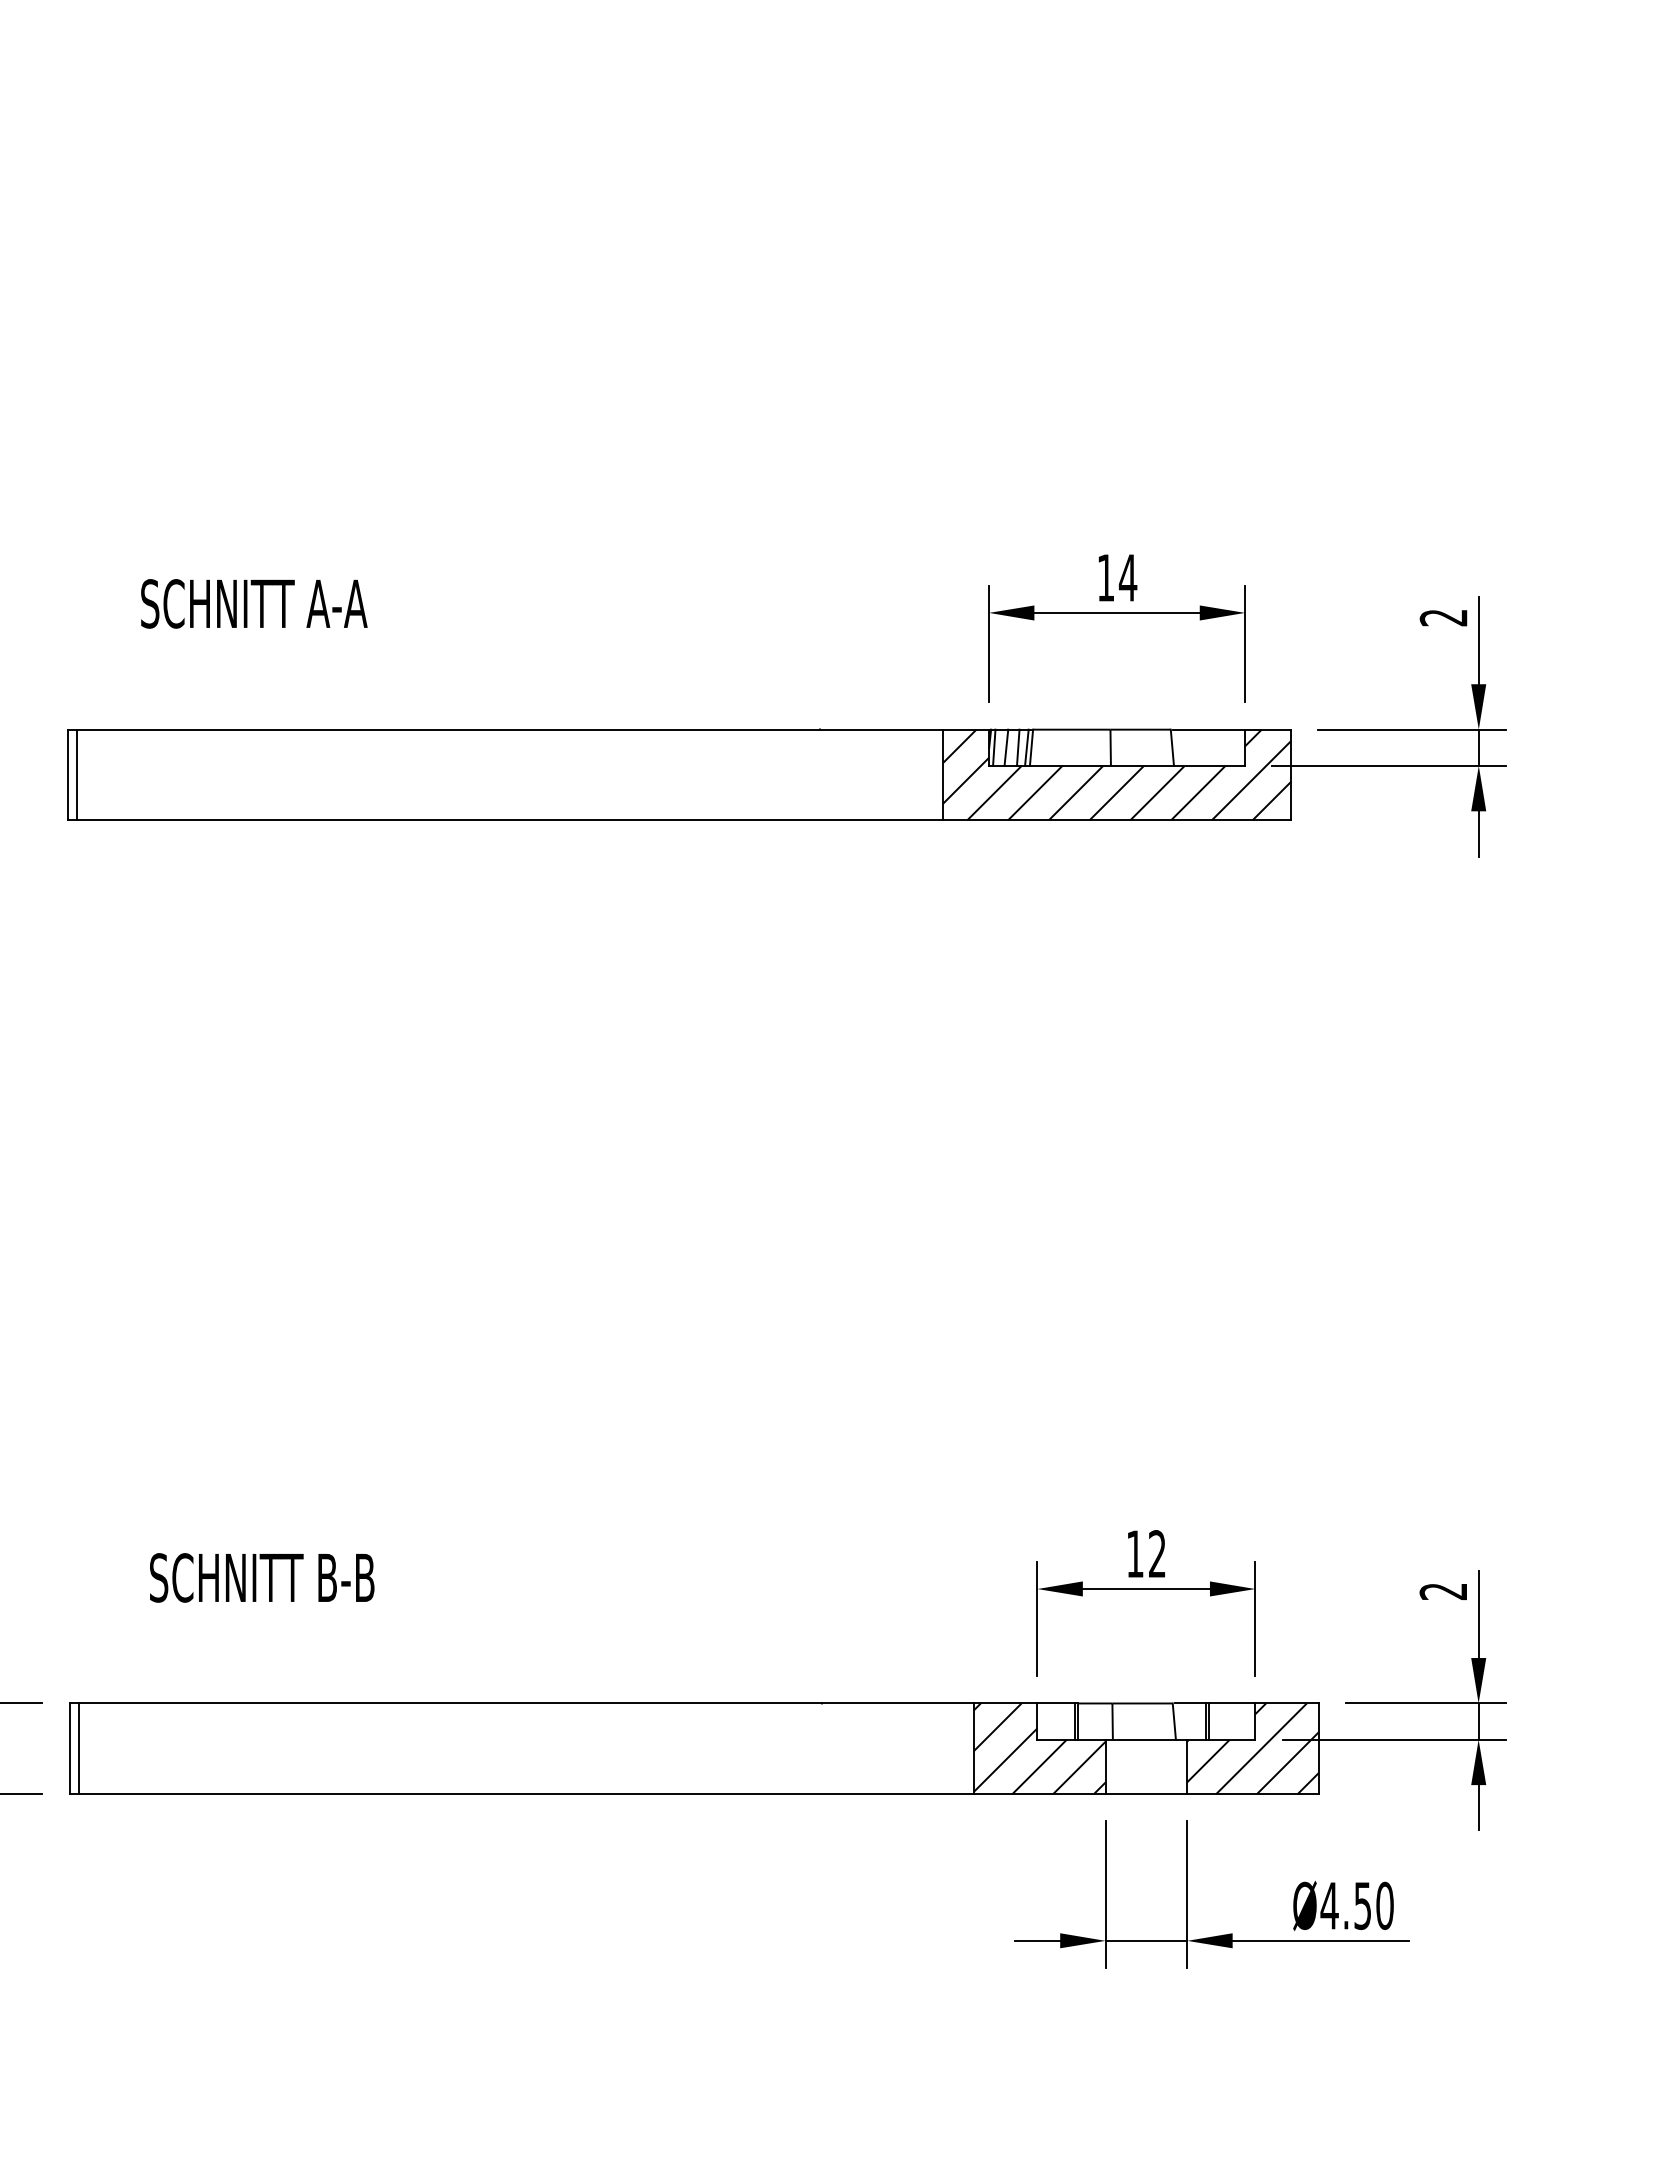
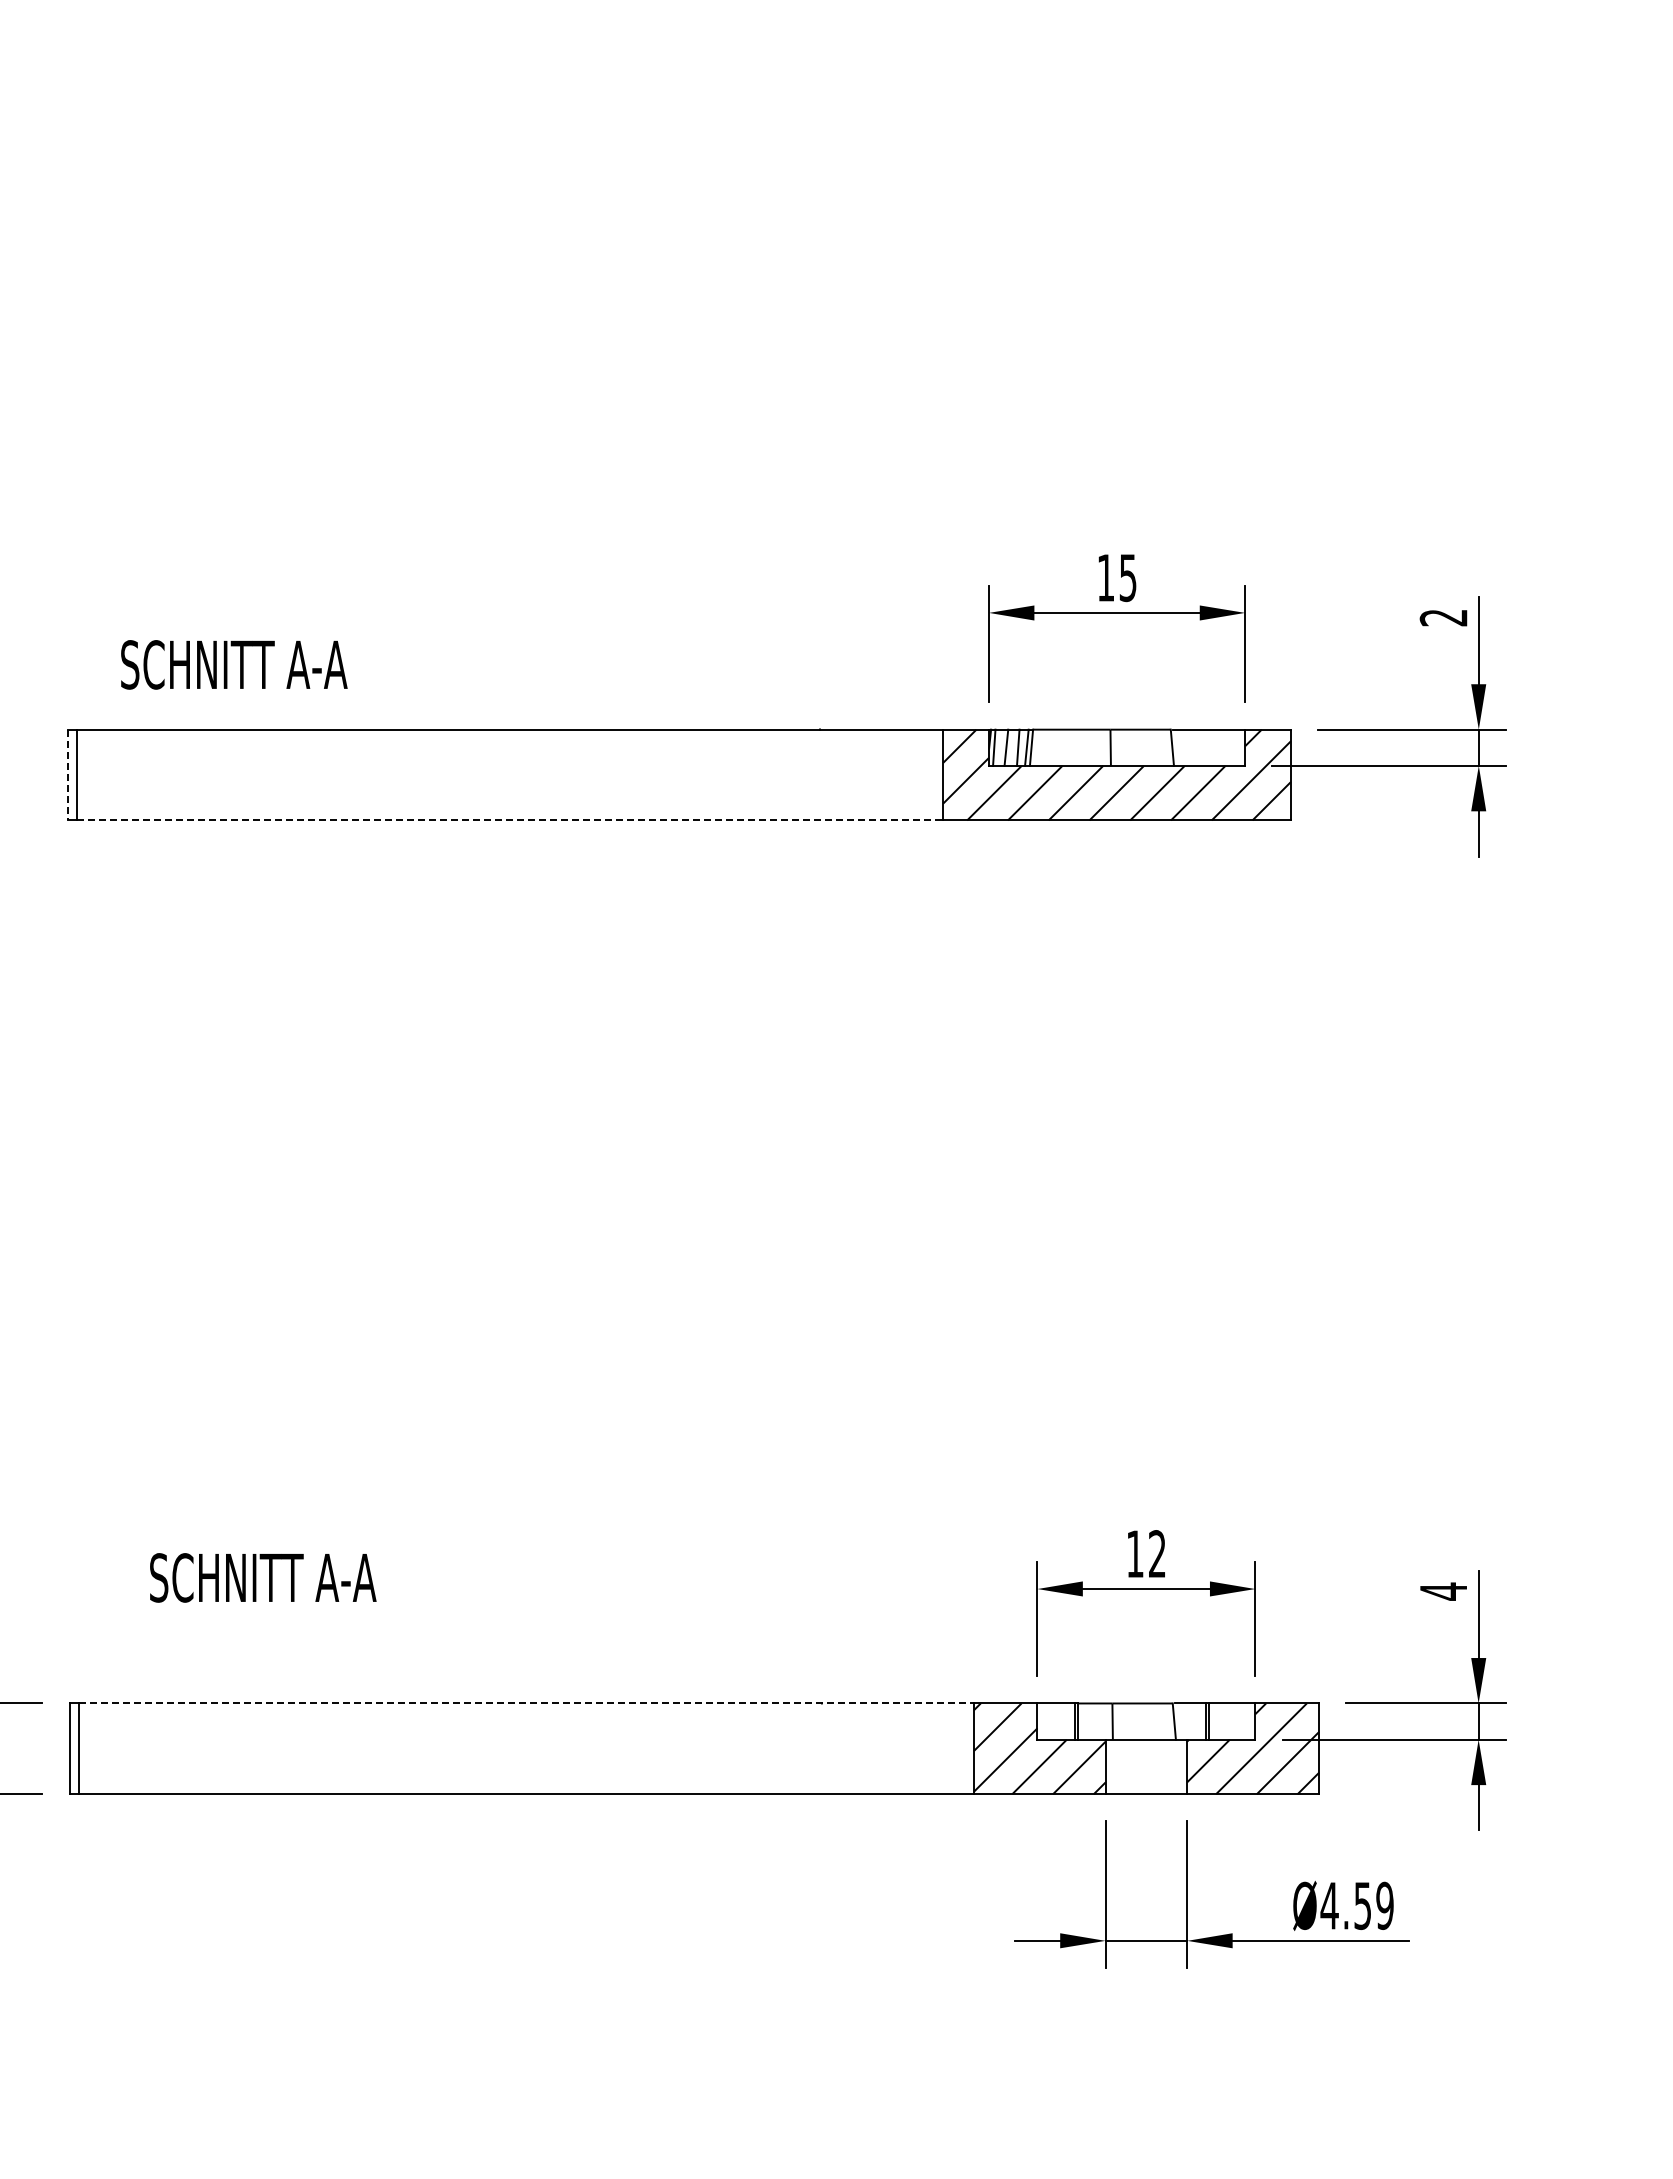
text: 14 -> 15 (1127, 578)
text position: (254, 603) -> (234, 664) (234, 664)
line: solid -> dashed (67, 775)
line: solid -> dashed (510, 820)
text: SCHNITT B-B -> SCHNITT A-A (345, 1577)
text: 2 -> 4 (1442, 1591)
line: solid -> dashed (526, 1703)
text: Ø4.50 -> Ø4.59 (1384, 1905)
